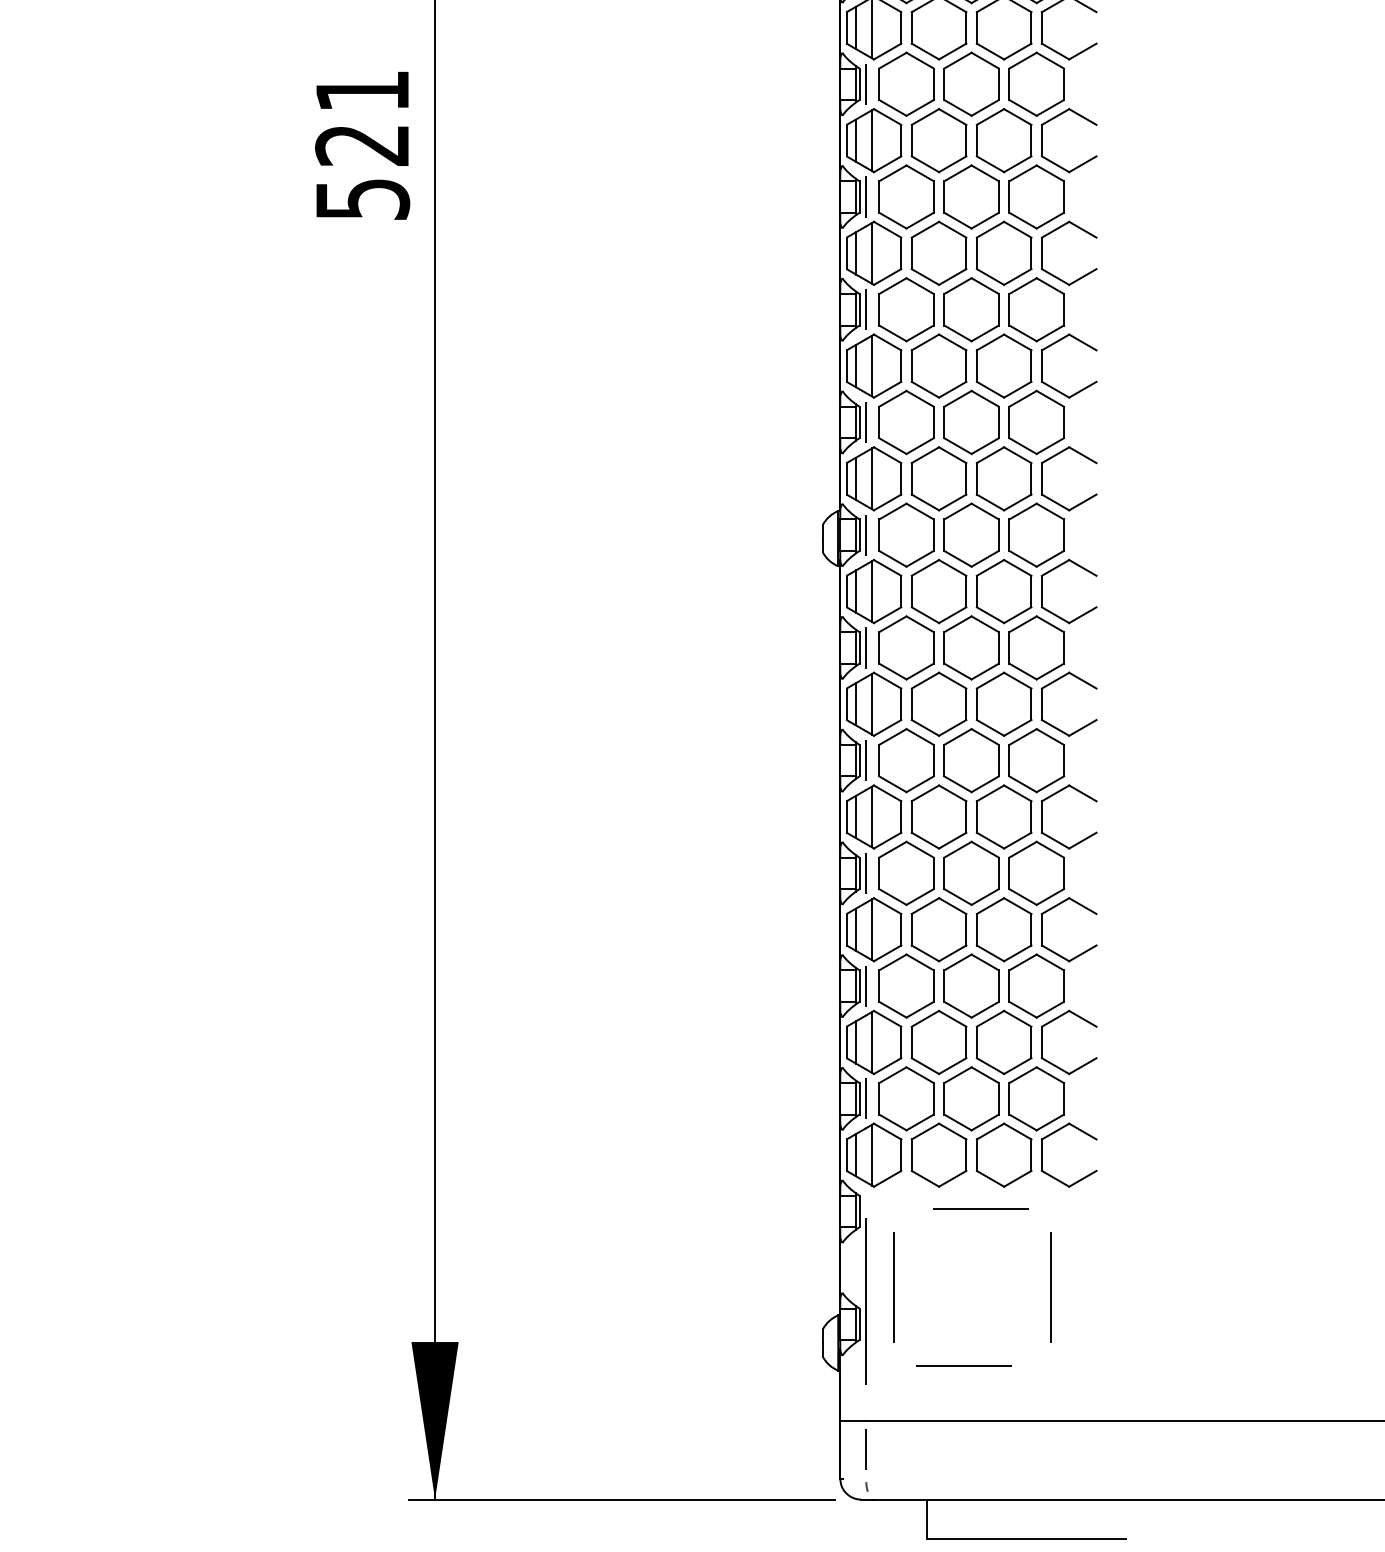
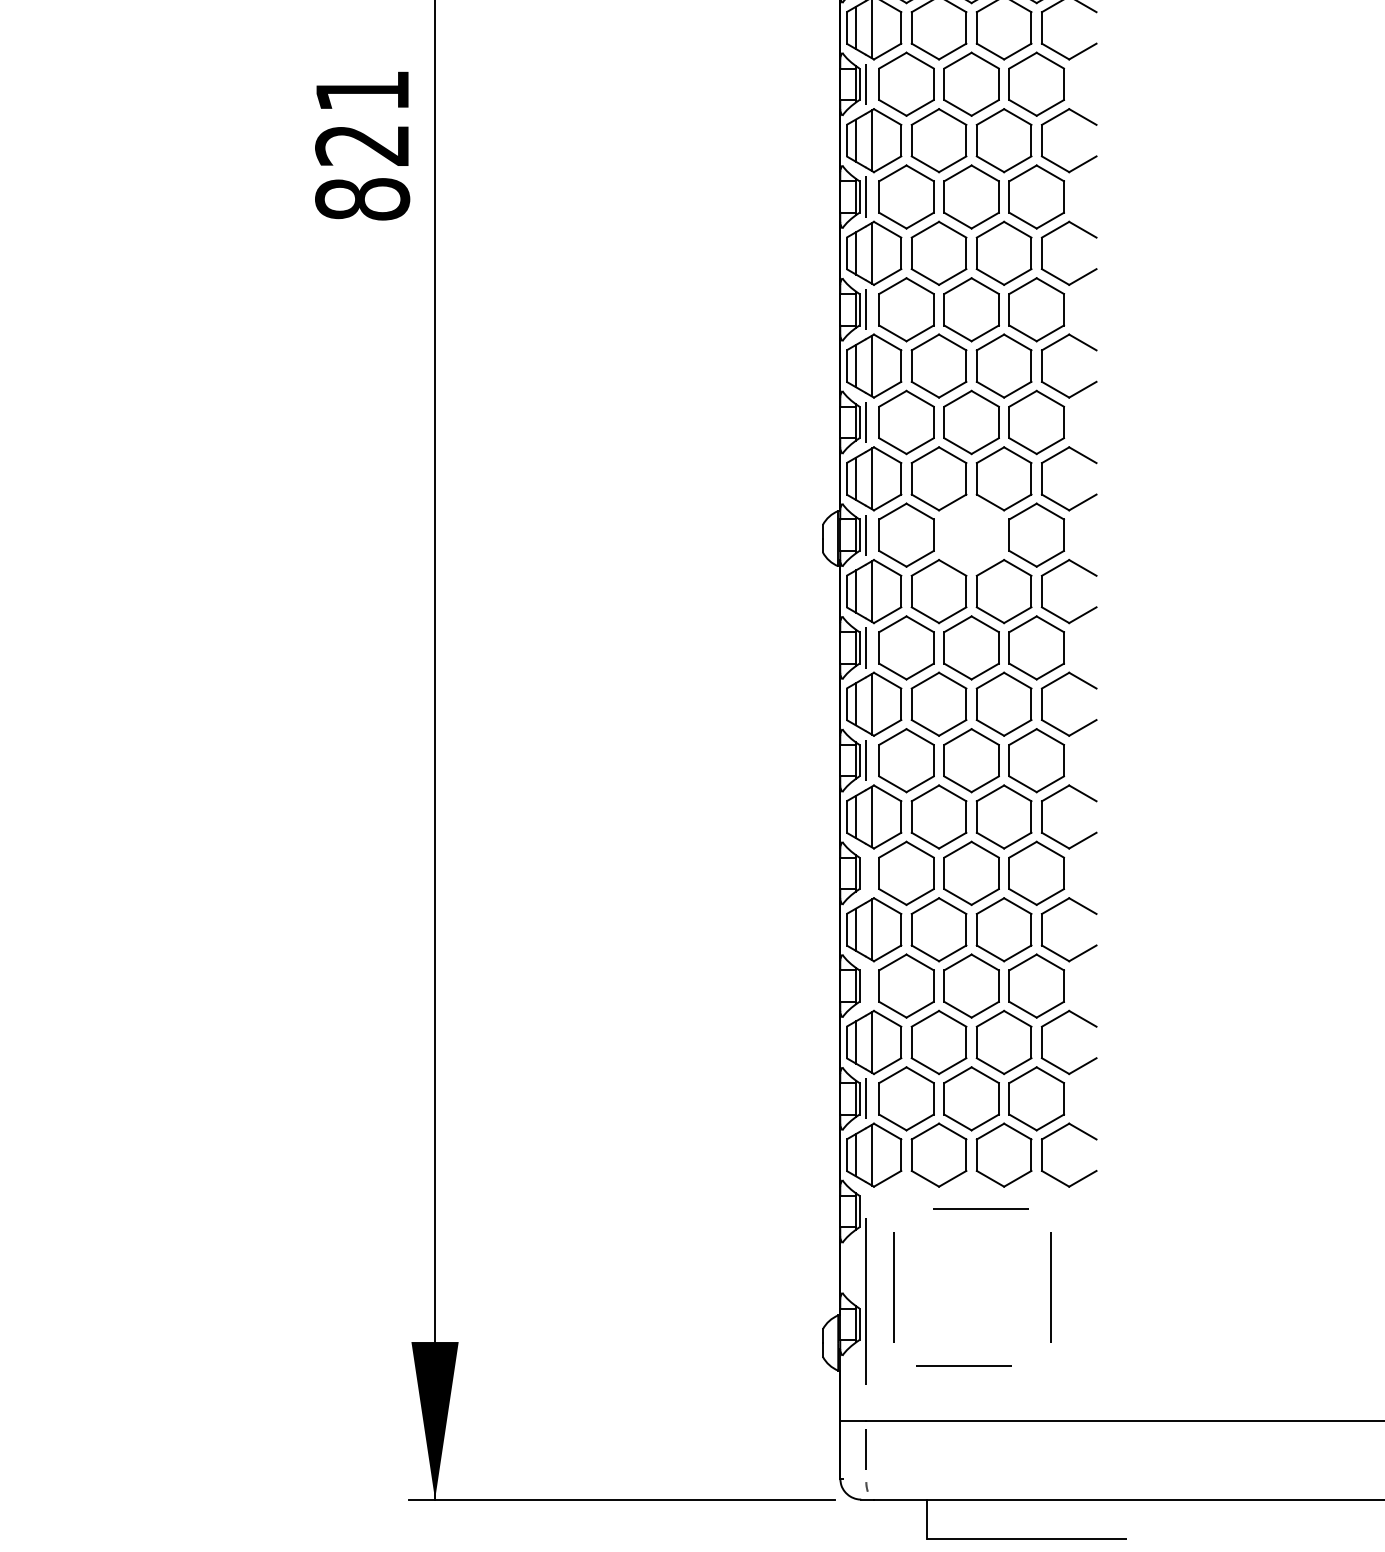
text: 521 -> 821 (362, 199)
part: present -> none (971, 534)
line: present -> none (866, 872)
line: present -> none (866, 985)
